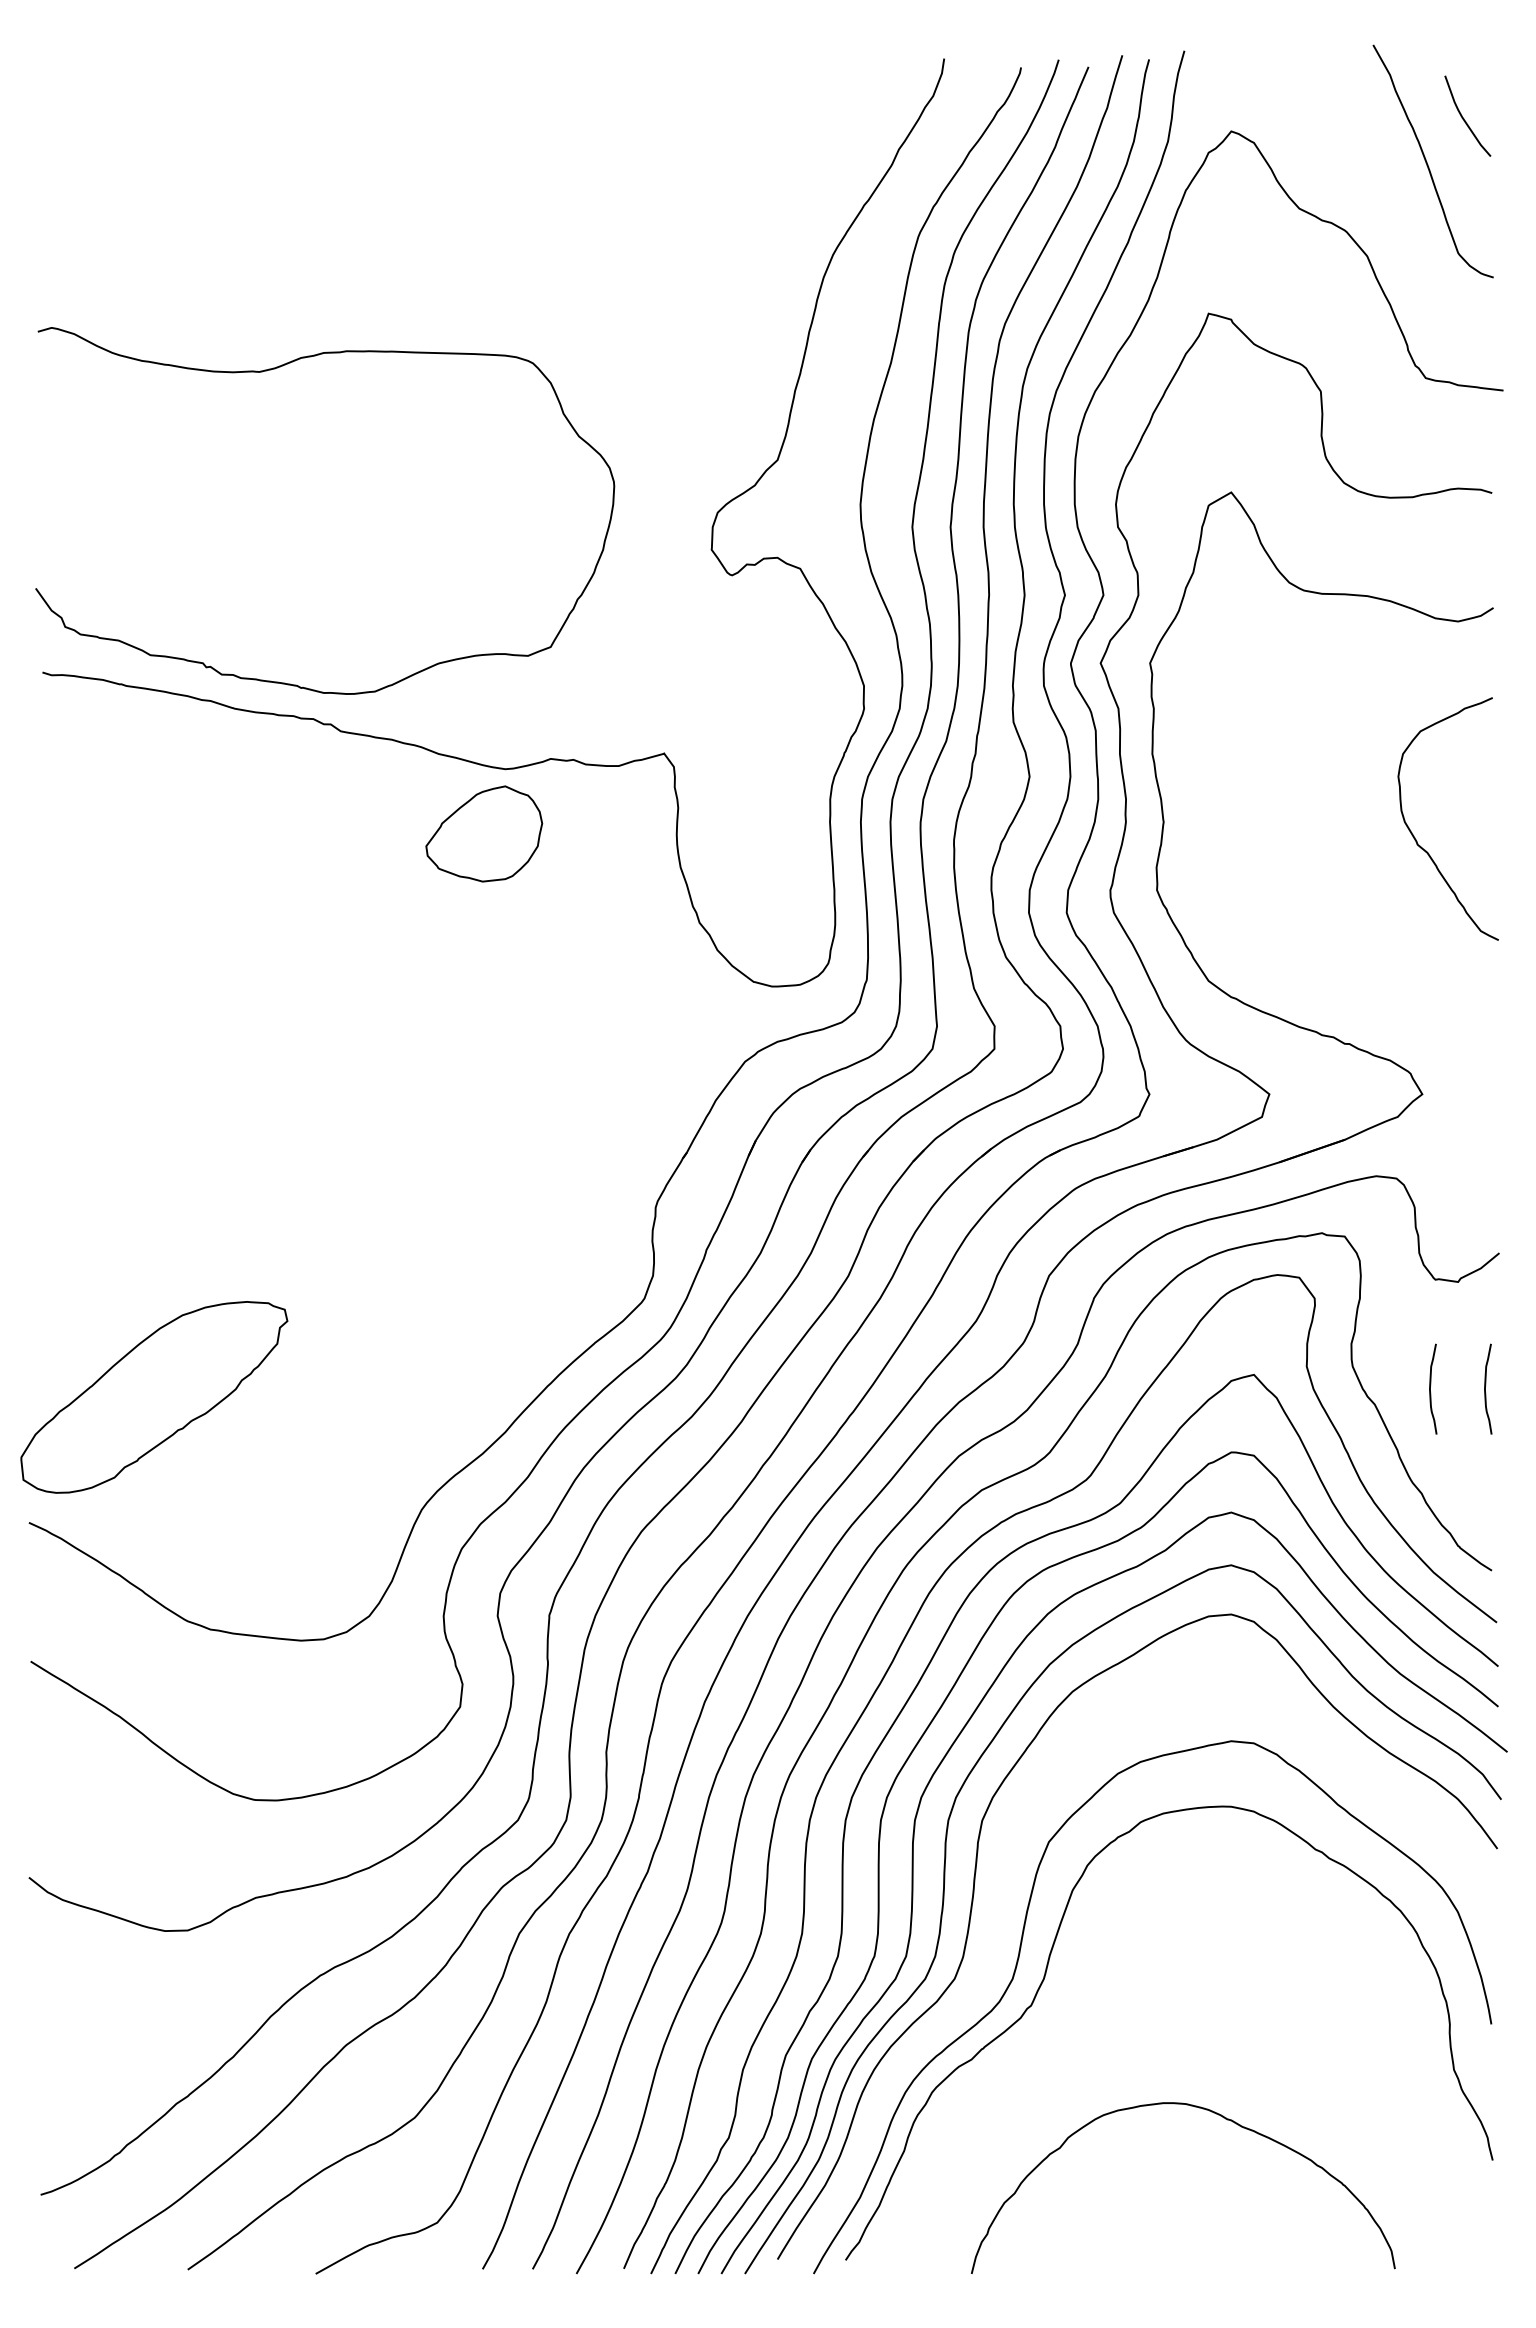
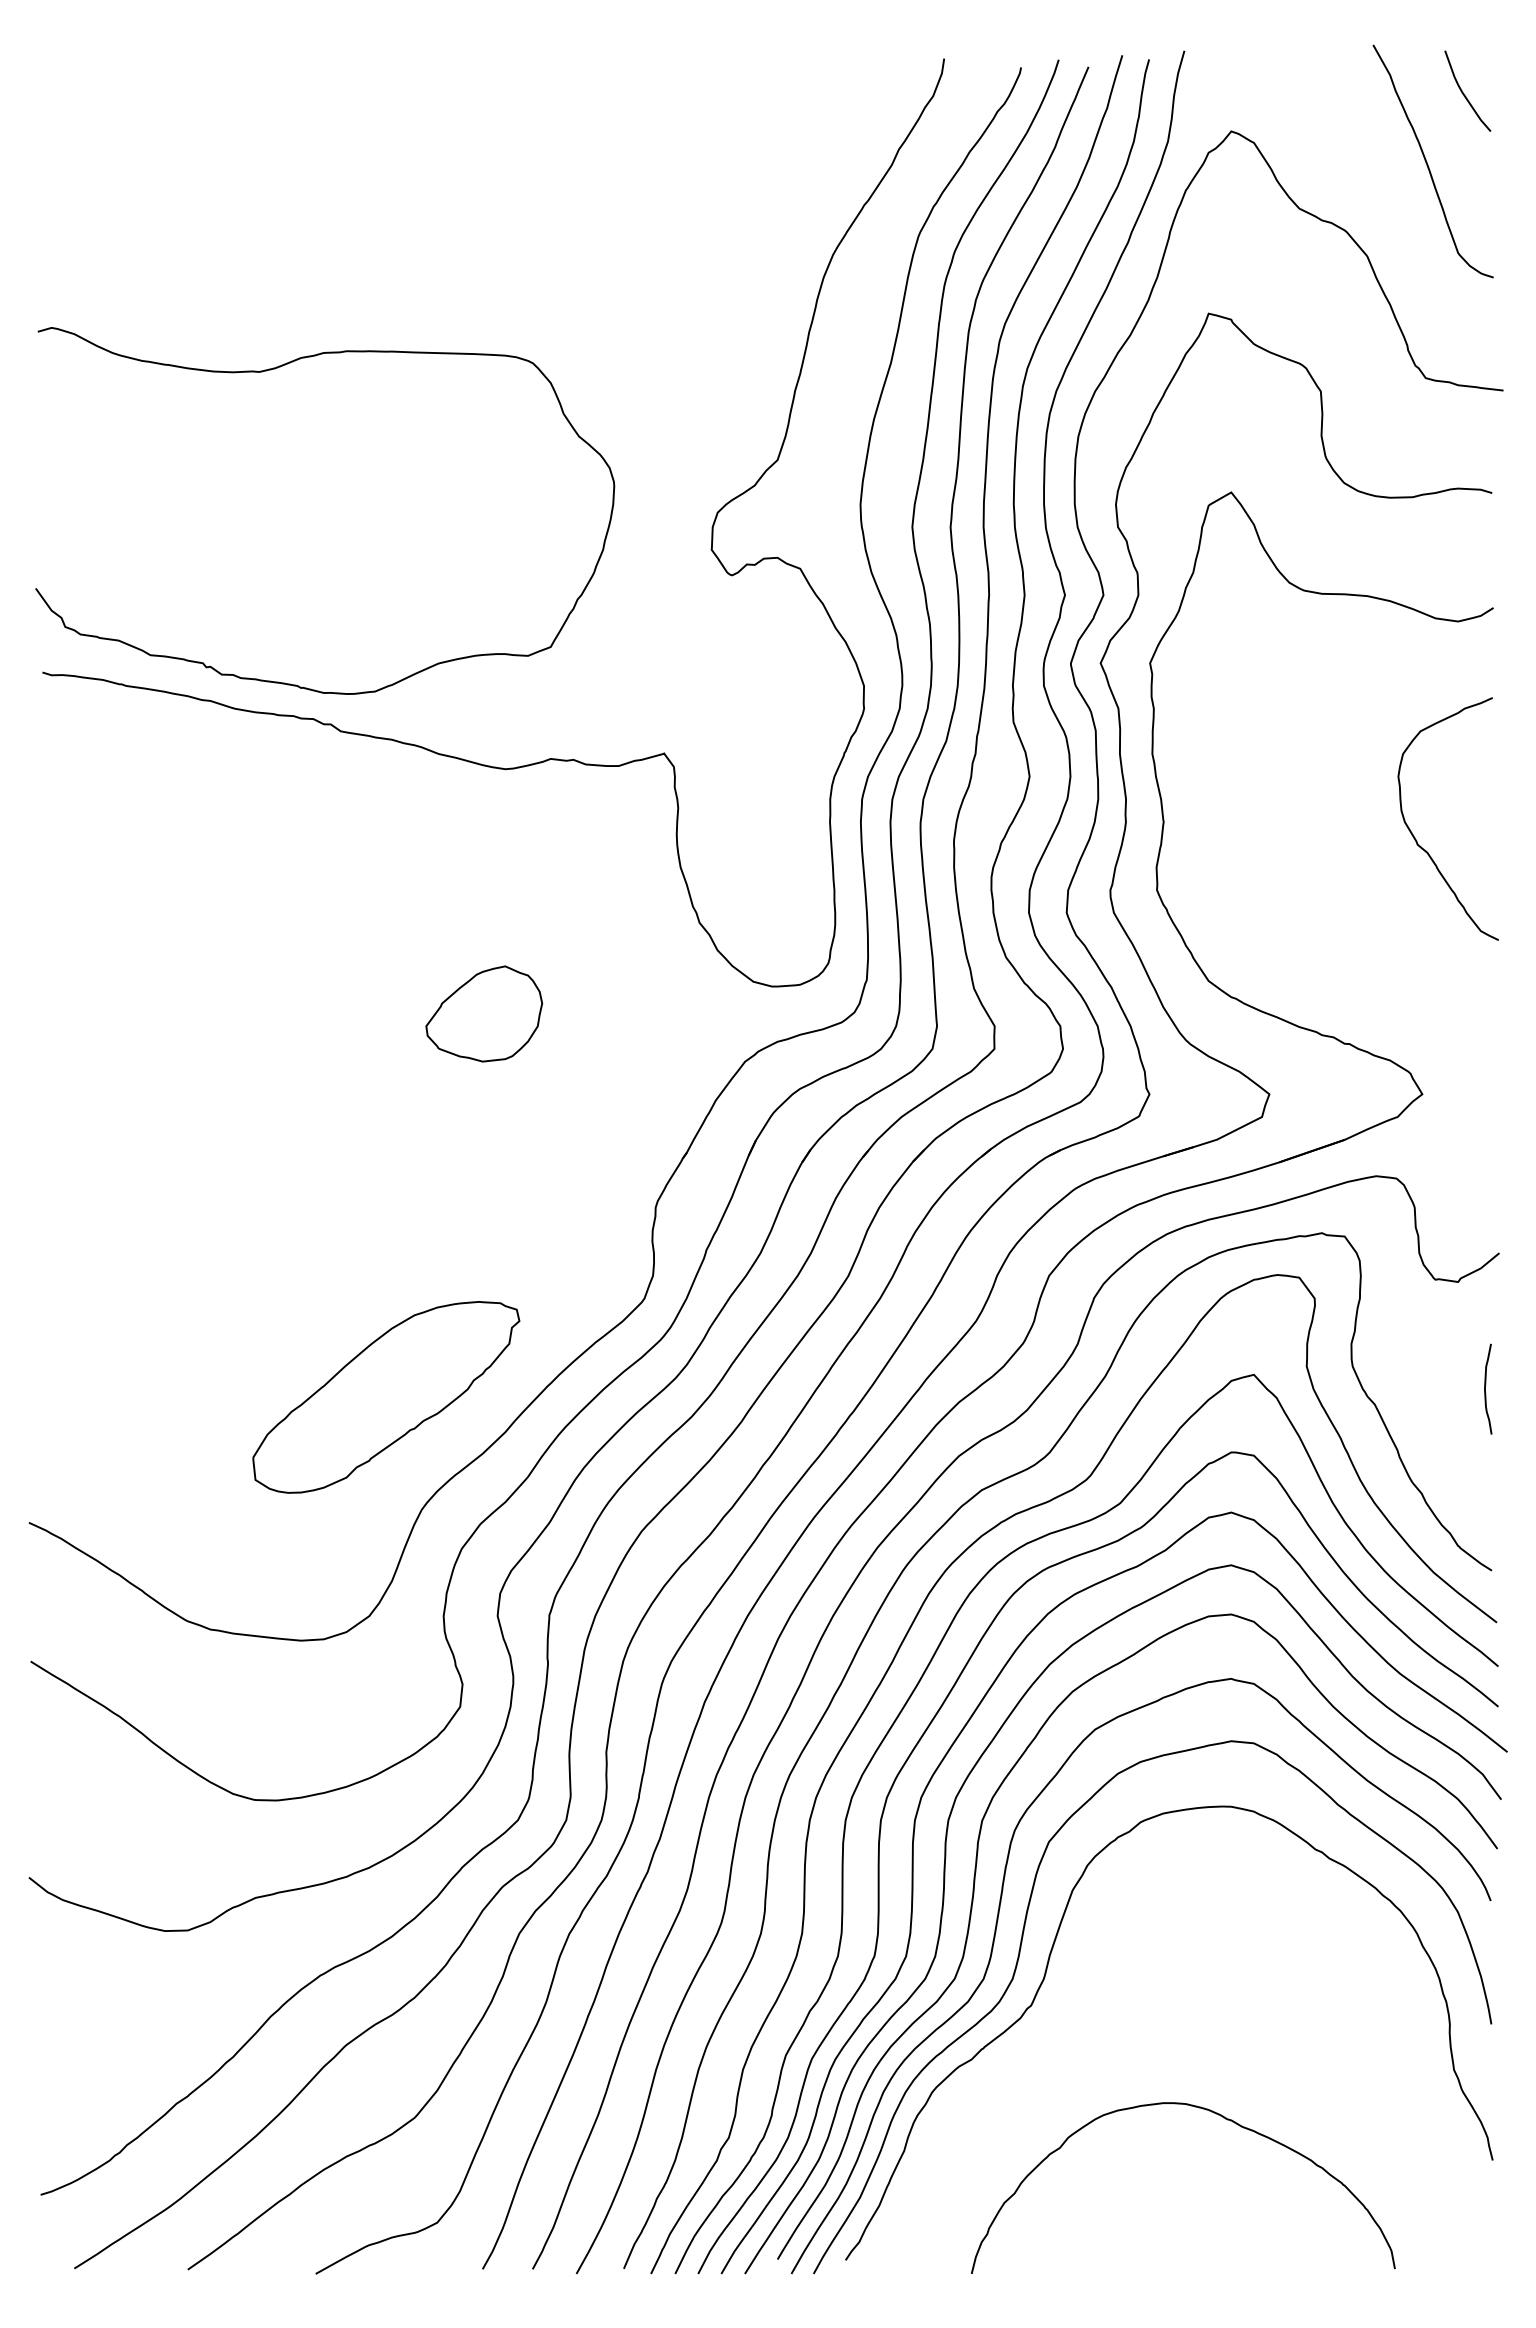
curve position: (1464, 118) -> (1464, 93) (1464, 93)
part position: (484, 833) -> (484, 1013) (484, 1013)
curve: present -> none (1430, 1388)
part position: (154, 1397) -> (386, 1397) (386, 1397)
curve: none -> present (992, 1954)
